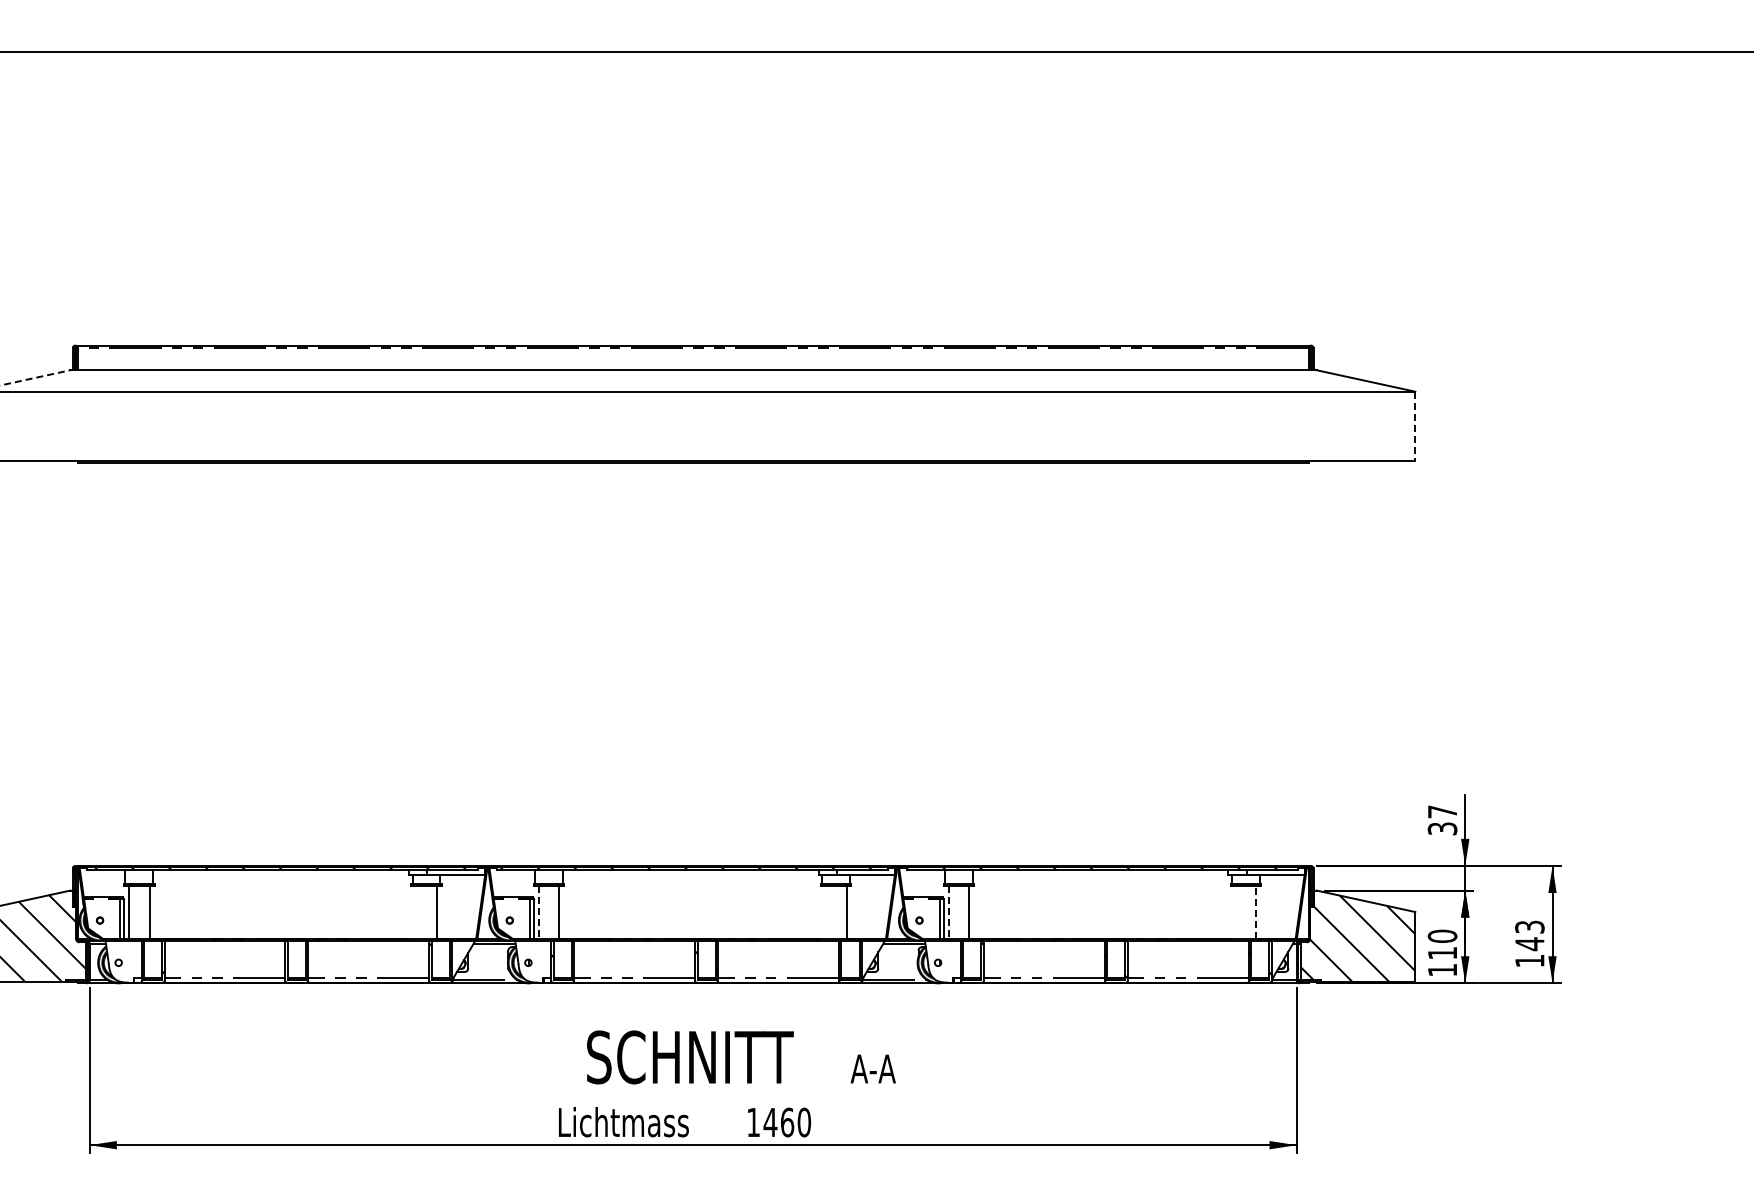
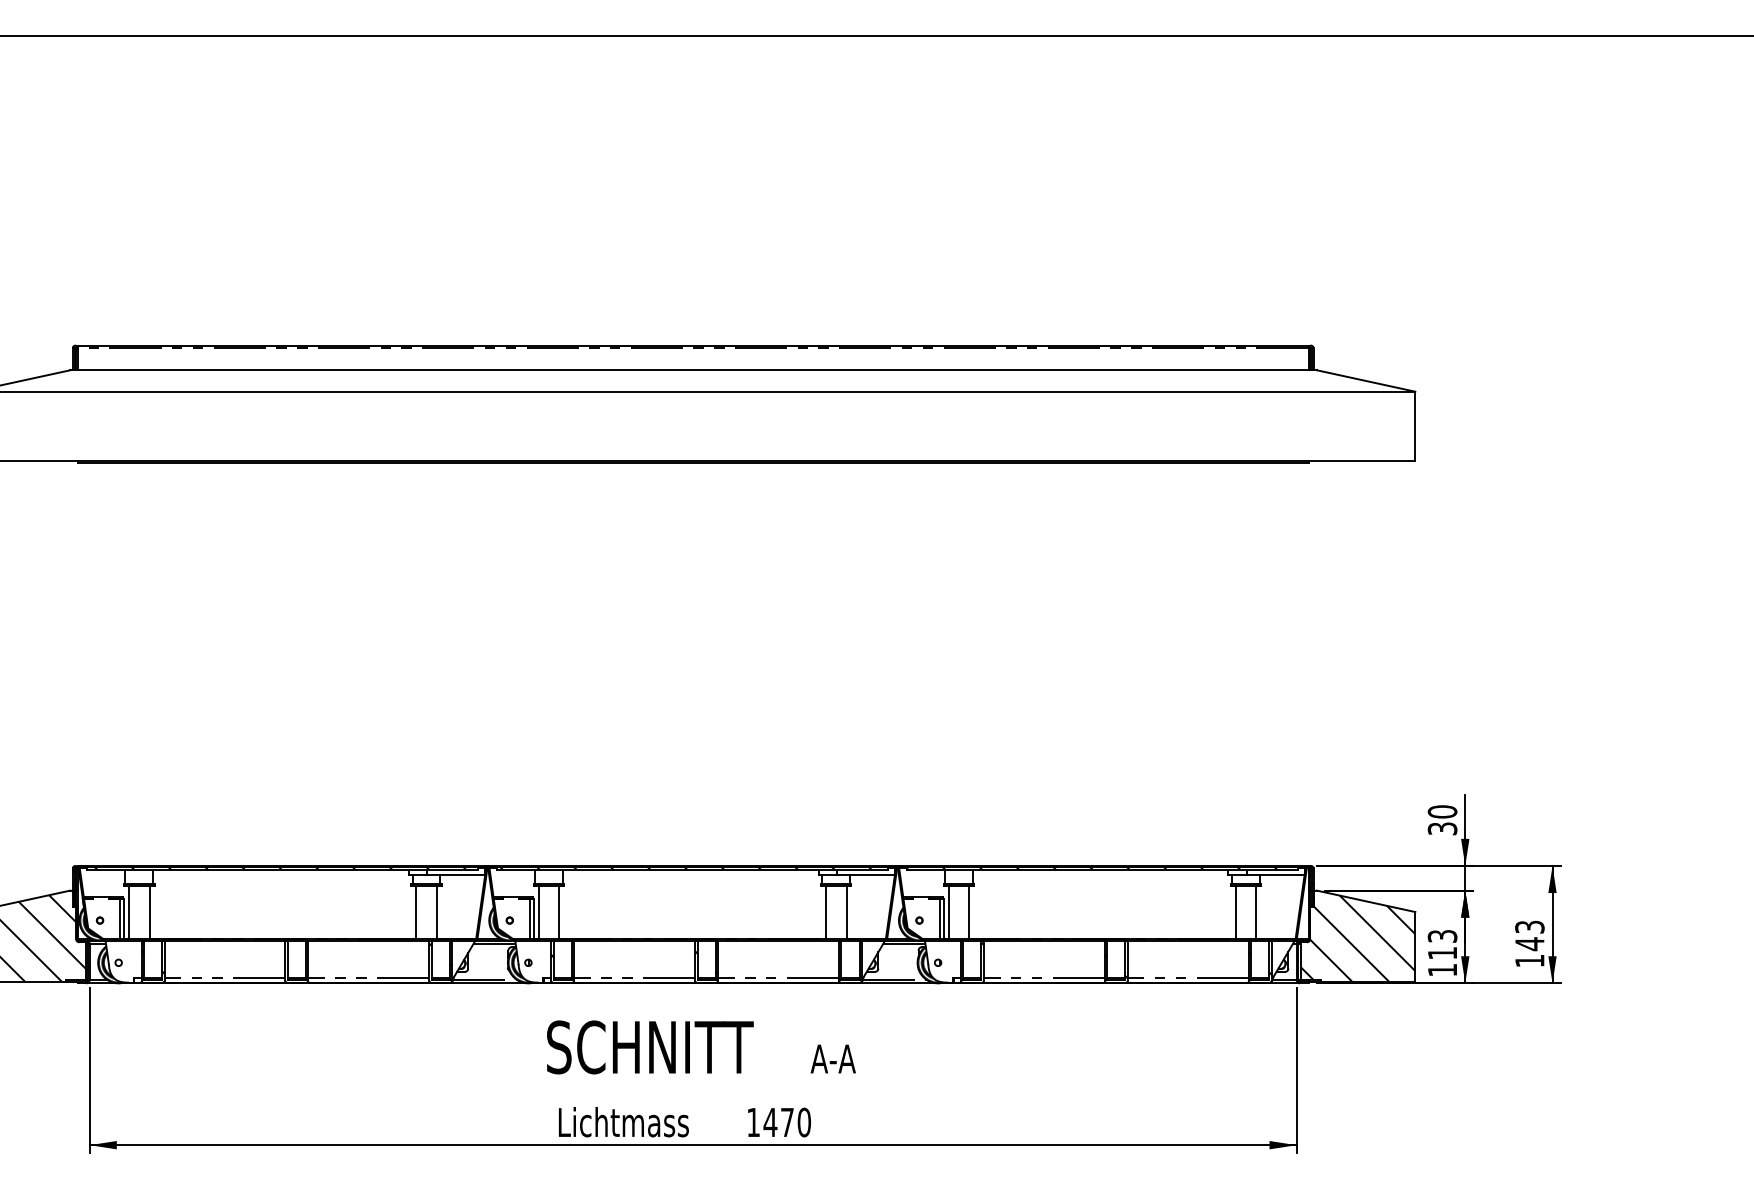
line position: (876, 51) -> (876, 35) (876, 35)
line: dashed -> solid (35, 377)
line: dashed -> solid (1415, 426)
text: 37 -> 30 (1442, 811)
line: none -> present (416, 912)
line: none -> present (825, 912)
line: none -> present (1235, 912)
line: dashed -> solid (1256, 912)
line: dashed -> solid (538, 913)
line: dashed -> solid (948, 913)
text: 110 -> 113 (1442, 935)
text position: (741, 1057) -> (701, 1047) (701, 1047)
text: 1460 -> 1470 (787, 1122)
